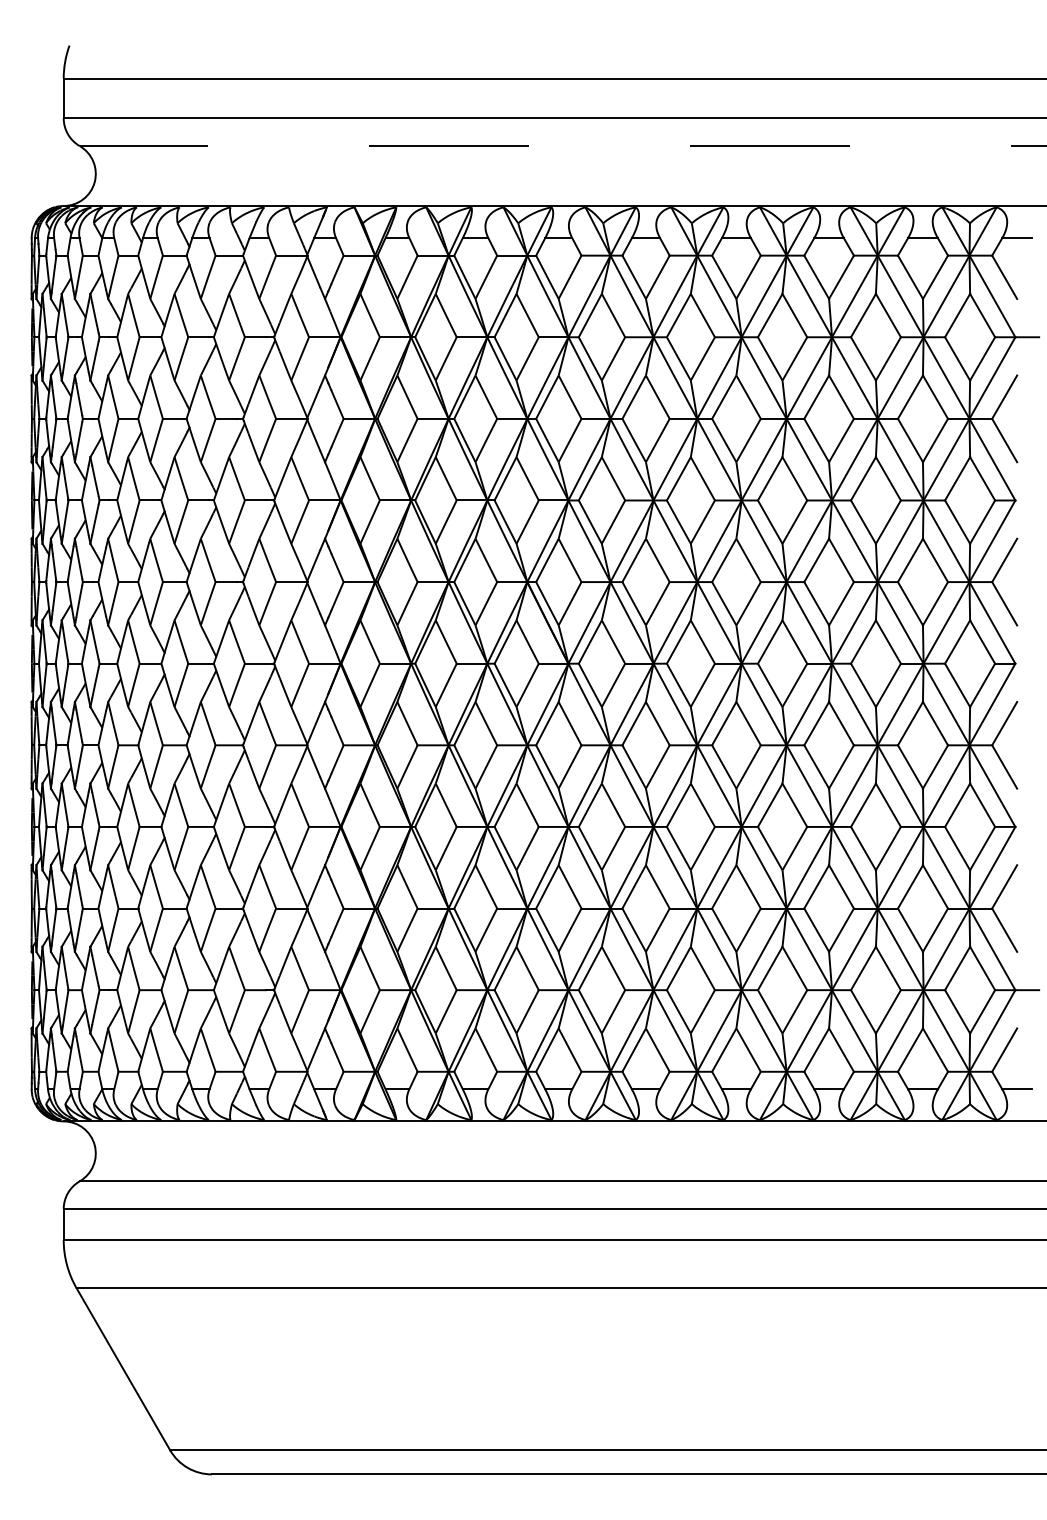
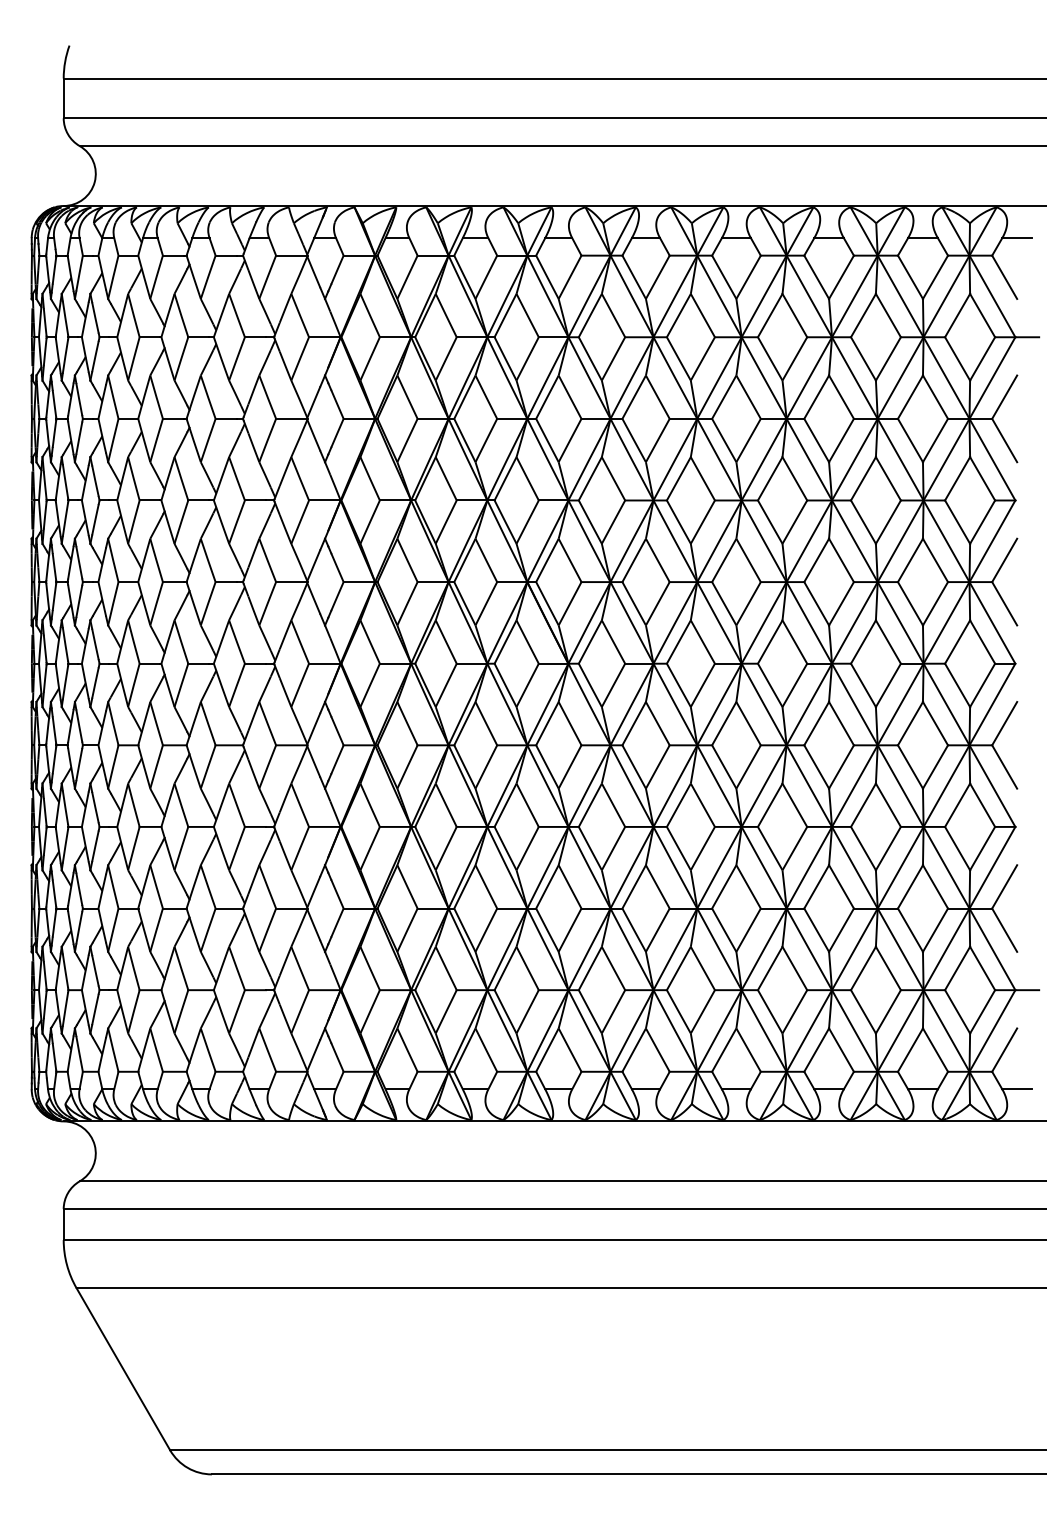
line: dashed -> solid (562, 146)
